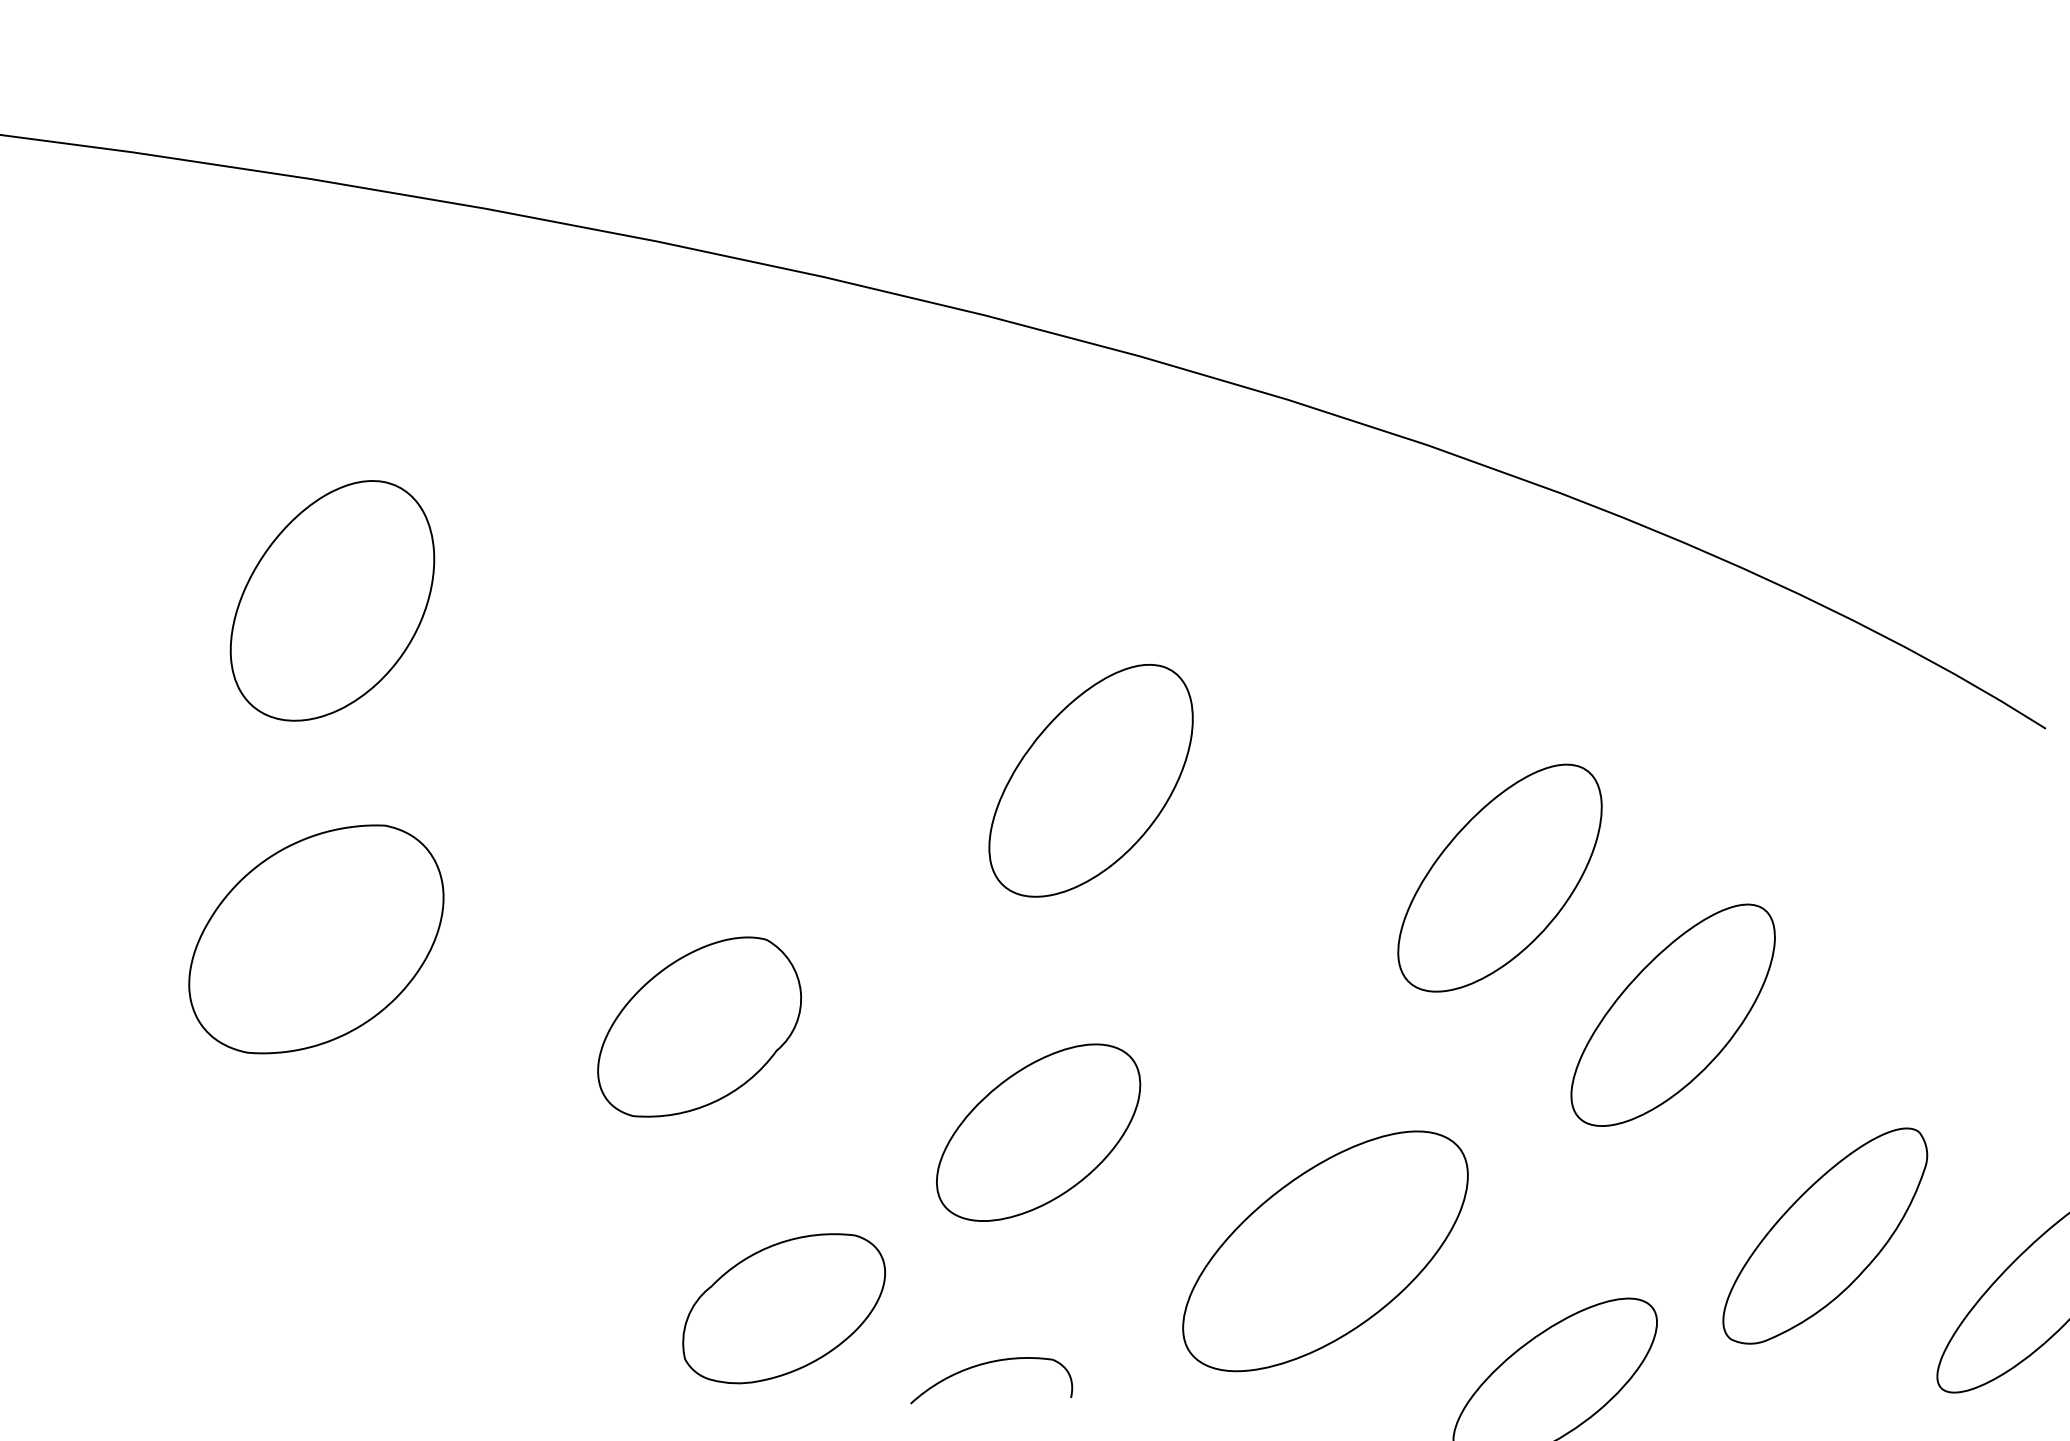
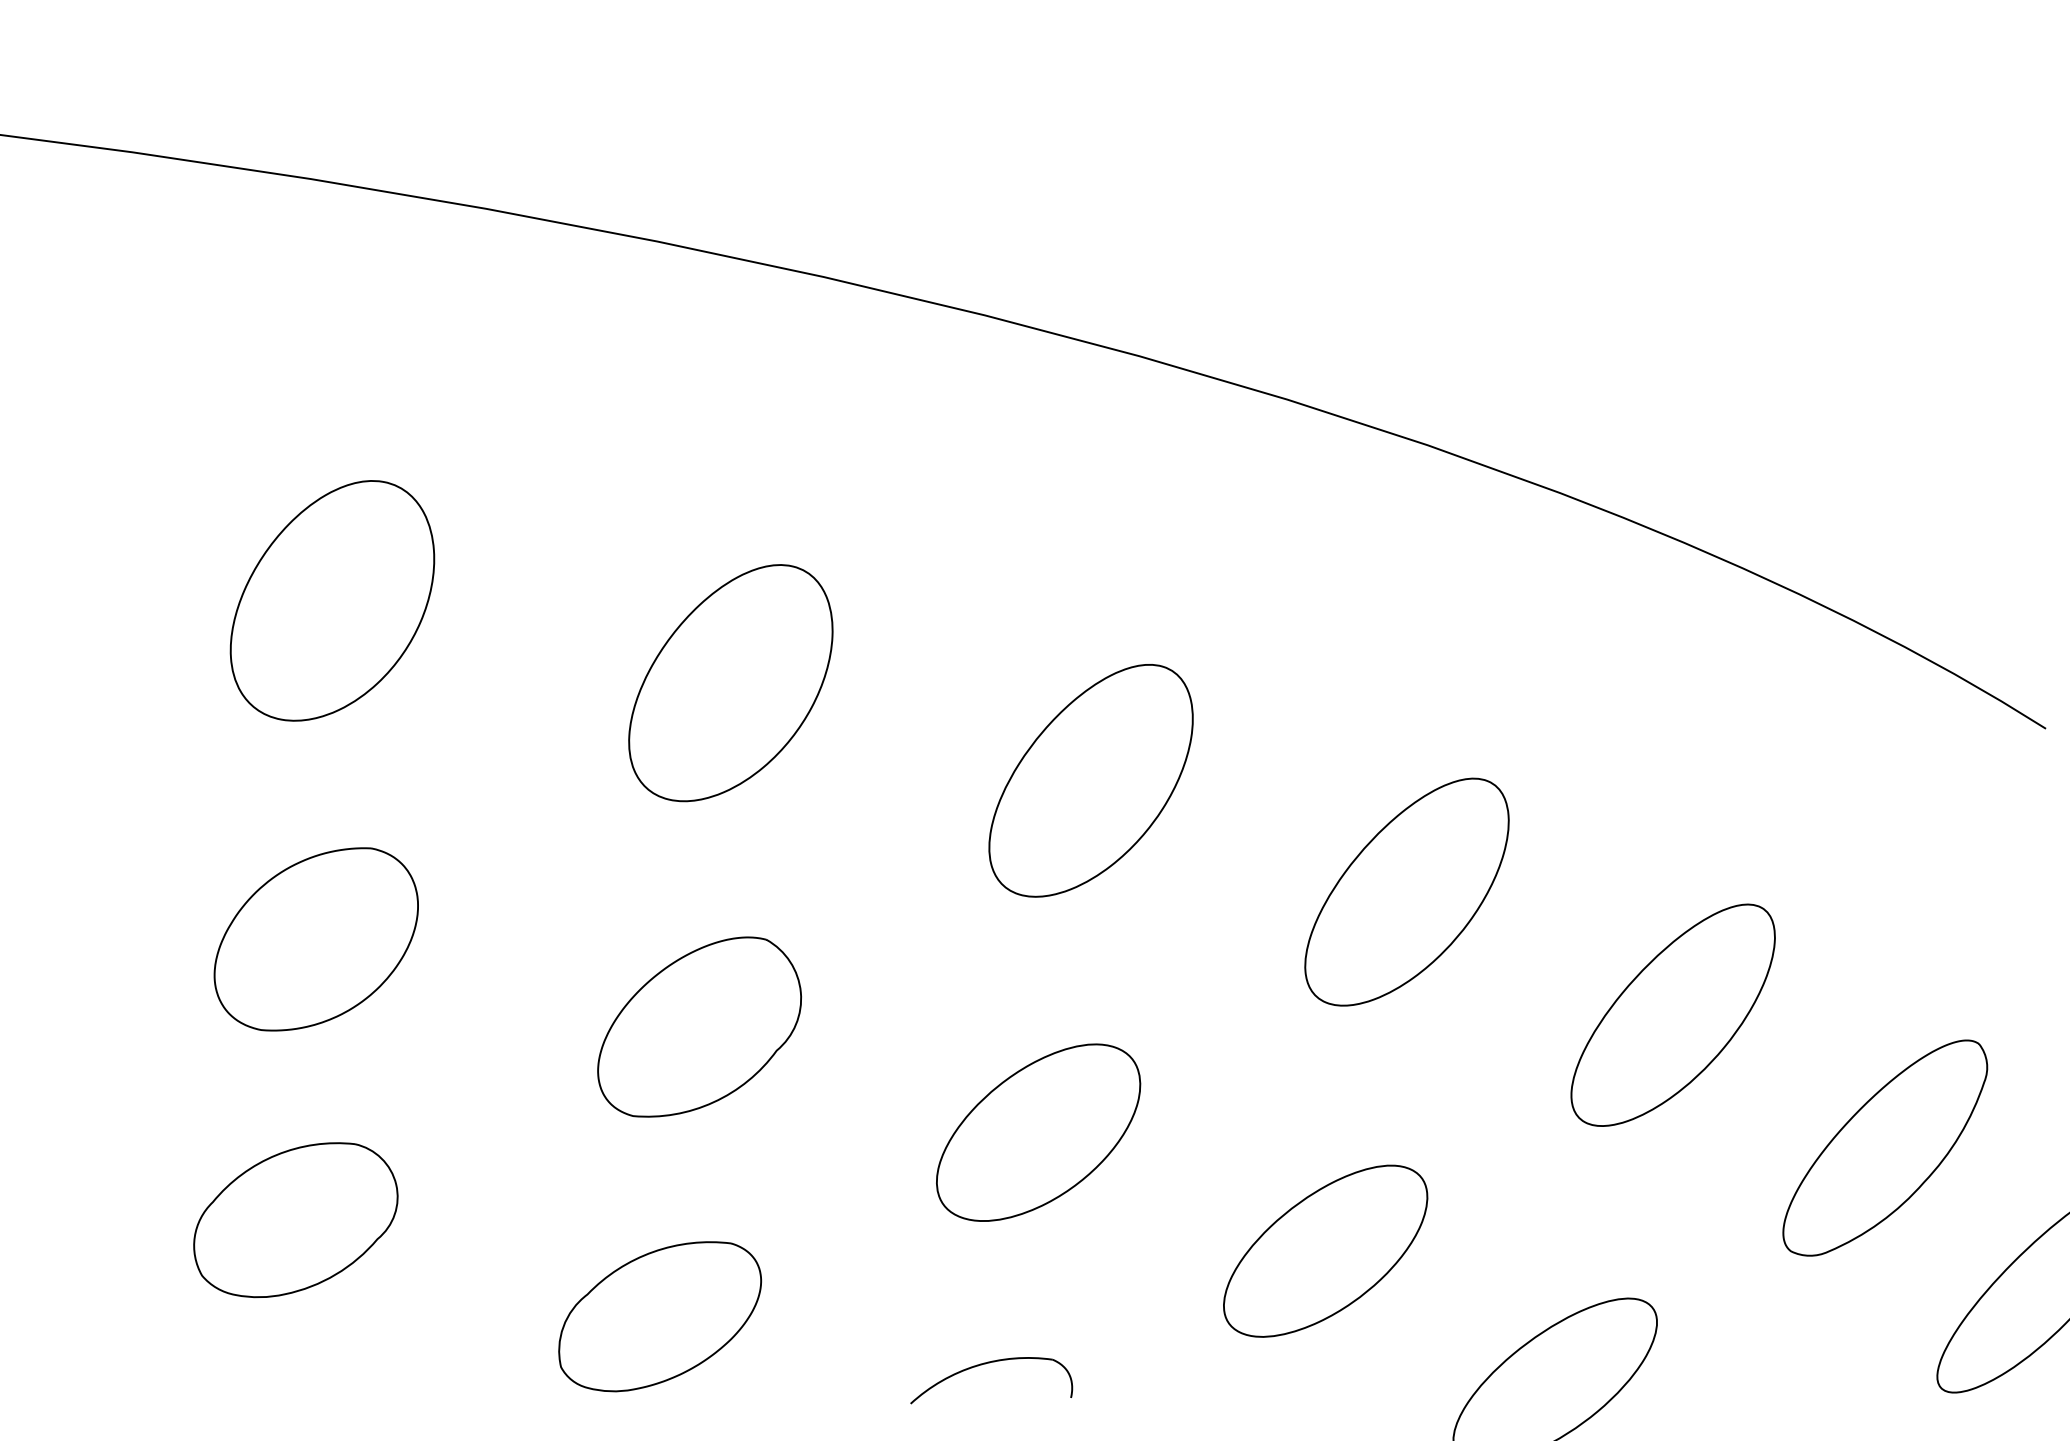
part: none -> present (730, 683)
part position: (1499, 877) -> (1406, 891) (1406, 891)
part size: 257x231 px -> 206x185 px (315, 939)
part: none -> present (295, 1220)
part position: (1825, 1235) -> (1885, 1147) (1885, 1147)
part size: 287x243 px -> 206x174 px (1325, 1250)
part position: (784, 1308) -> (660, 1316) (660, 1316)
